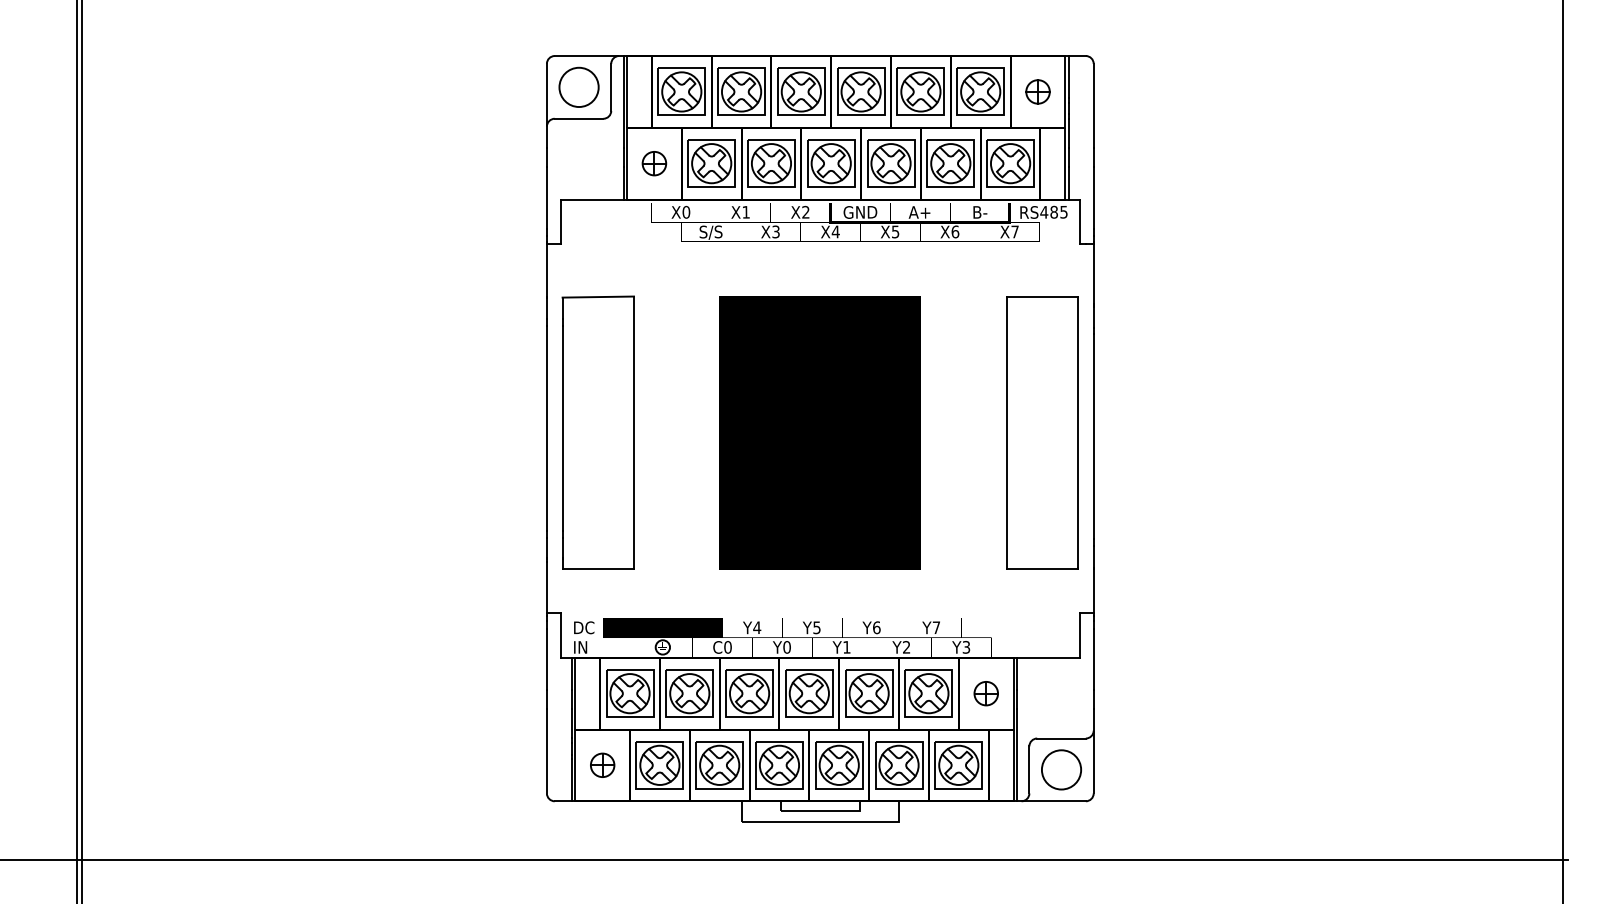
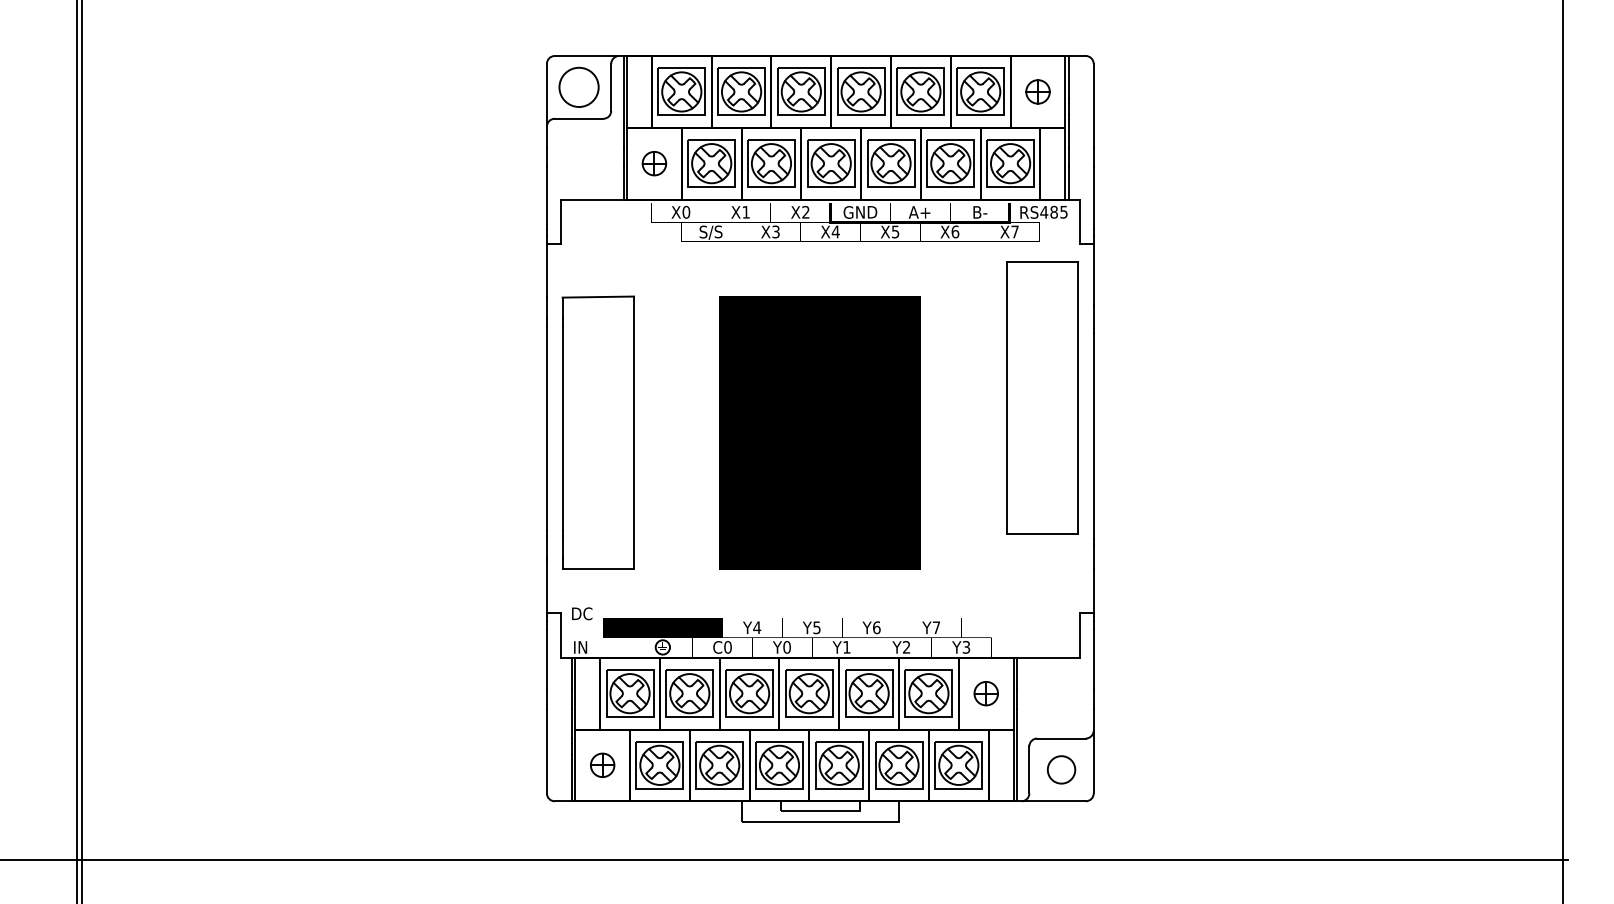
part position: (1042, 432) -> (1042, 397) (1042, 397)
text position: (584, 627) -> (582, 613) (582, 613)
circle diameter: 39 px -> 27 px (1061, 769)
